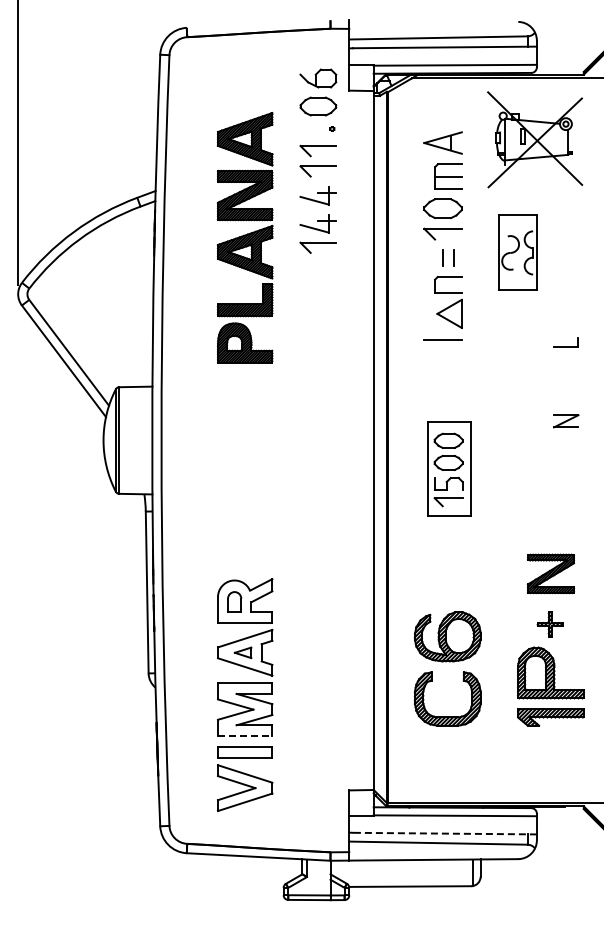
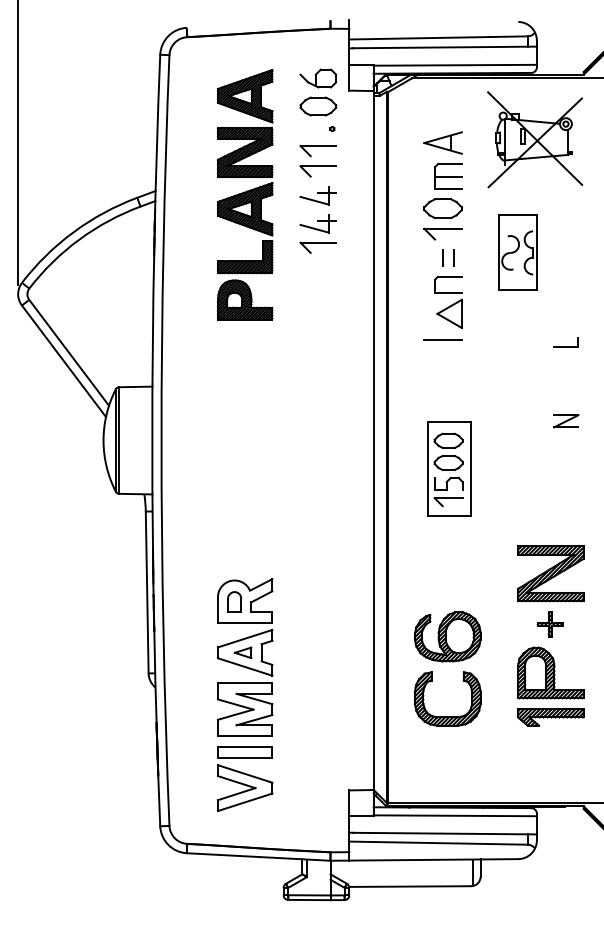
part position: (244, 237) -> (244, 194) (244, 194)
part size: 49x42 px -> 68x58 px (550, 573)
line: dashed -> solid (245, 736)
line: dashed -> solid (444, 833)
